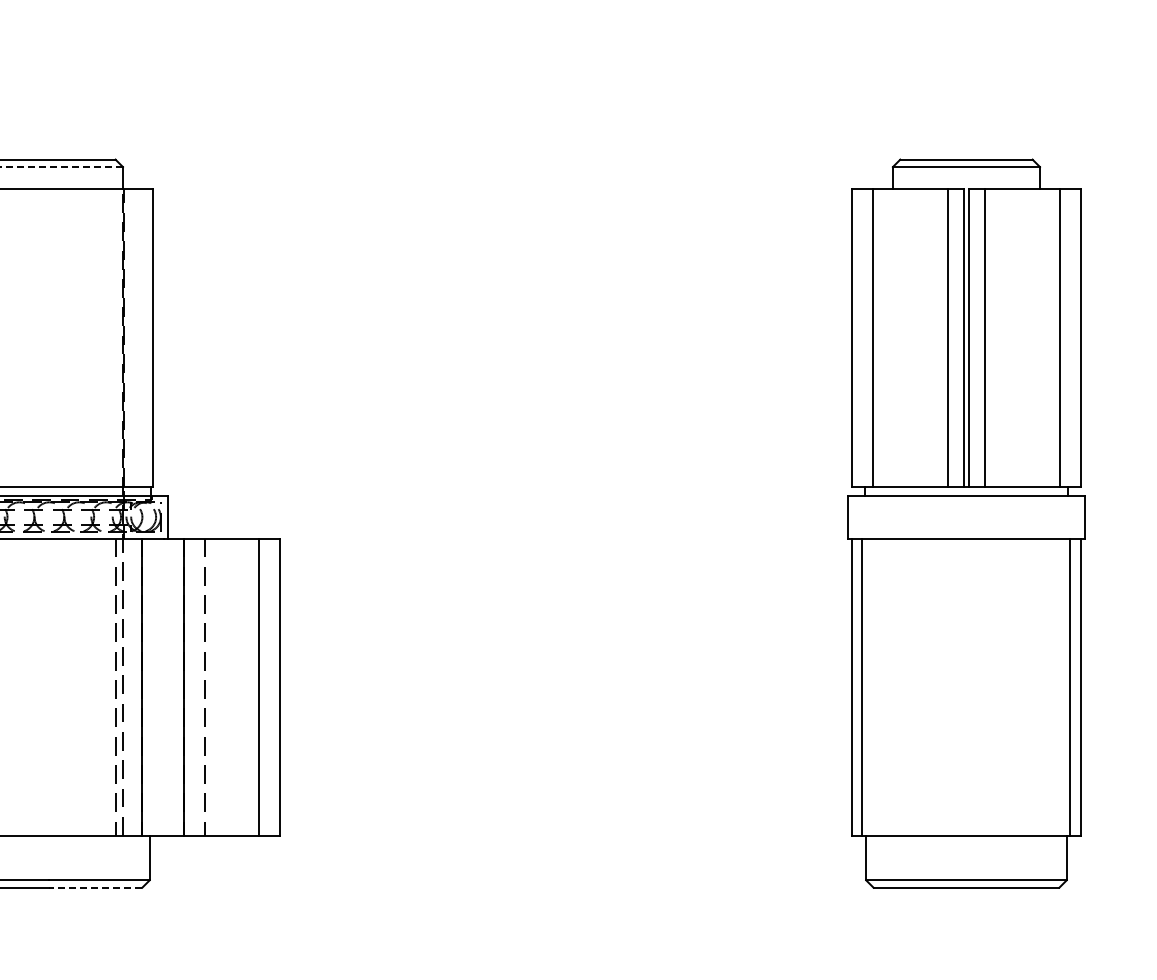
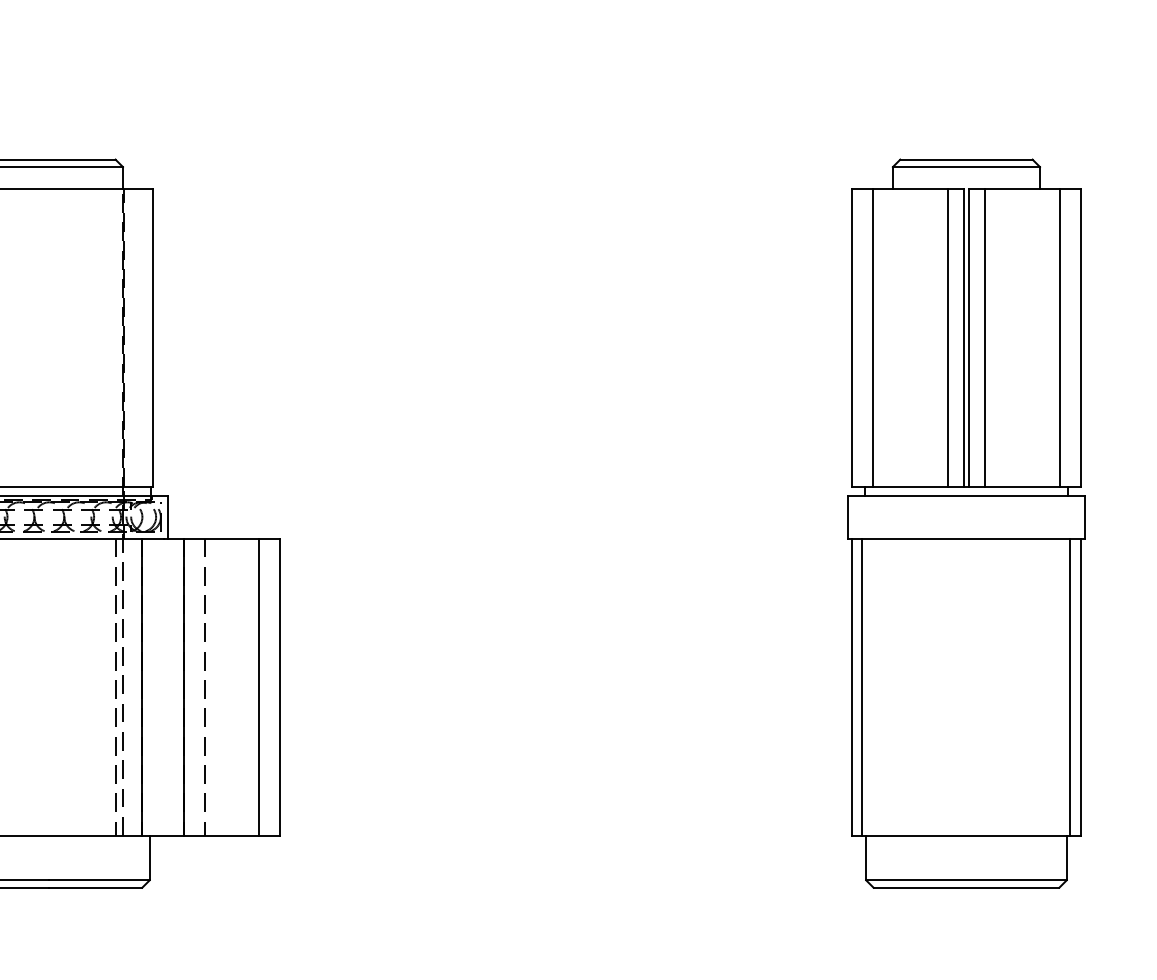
line: dashed -> solid (61, 167)
line: dashed -> solid (95, 887)
